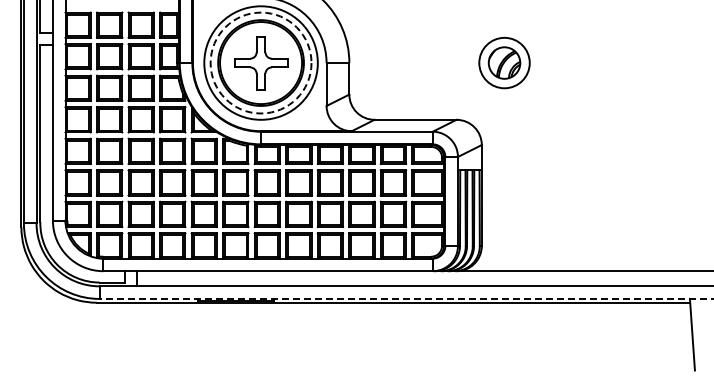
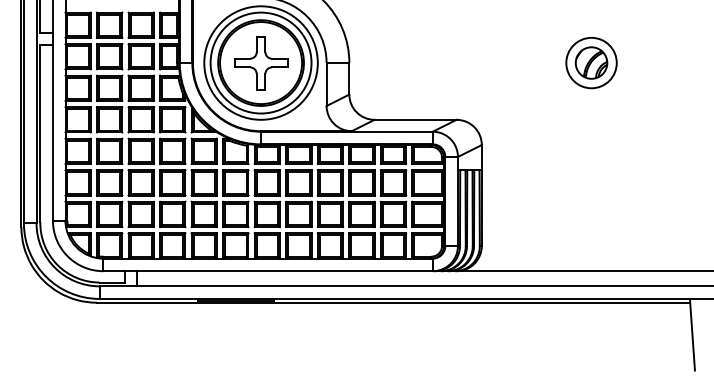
circle: dashed -> solid (260, 62)
part position: (504, 63) -> (591, 63) (591, 63)
line: dashed -> solid (406, 298)
